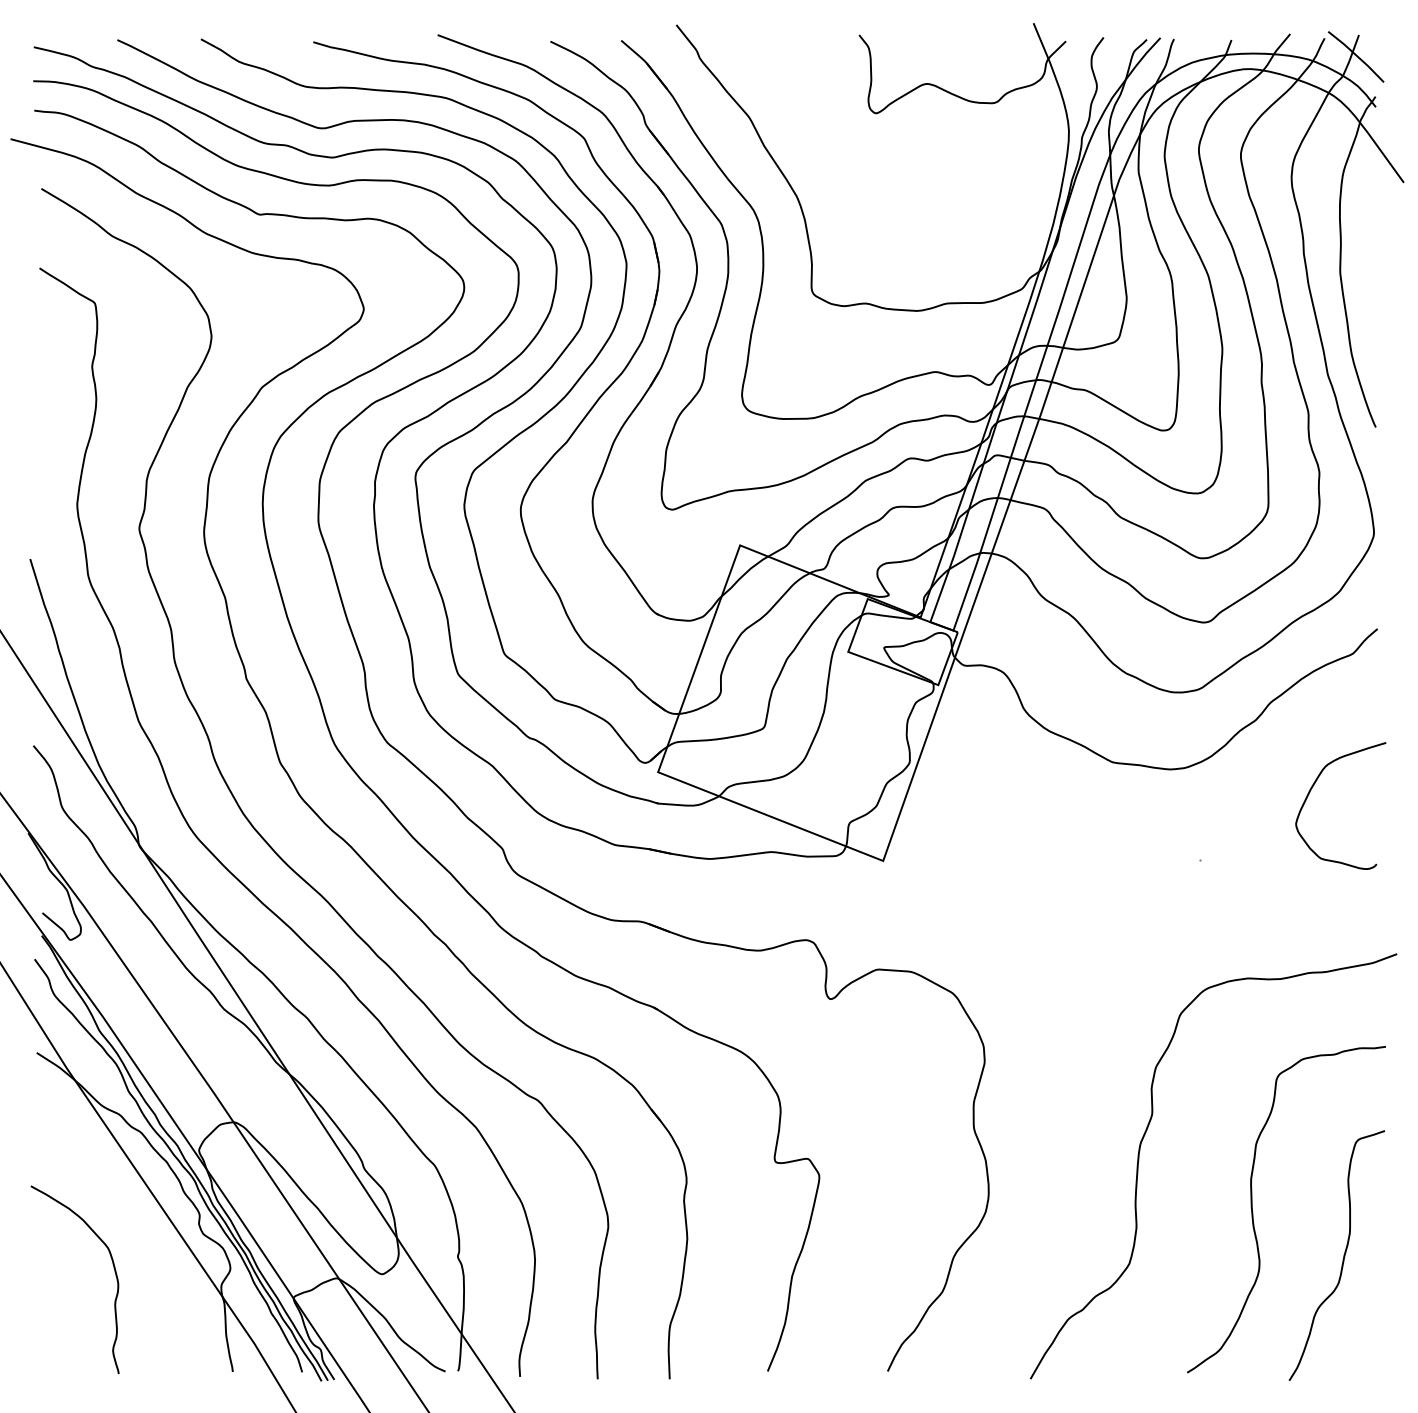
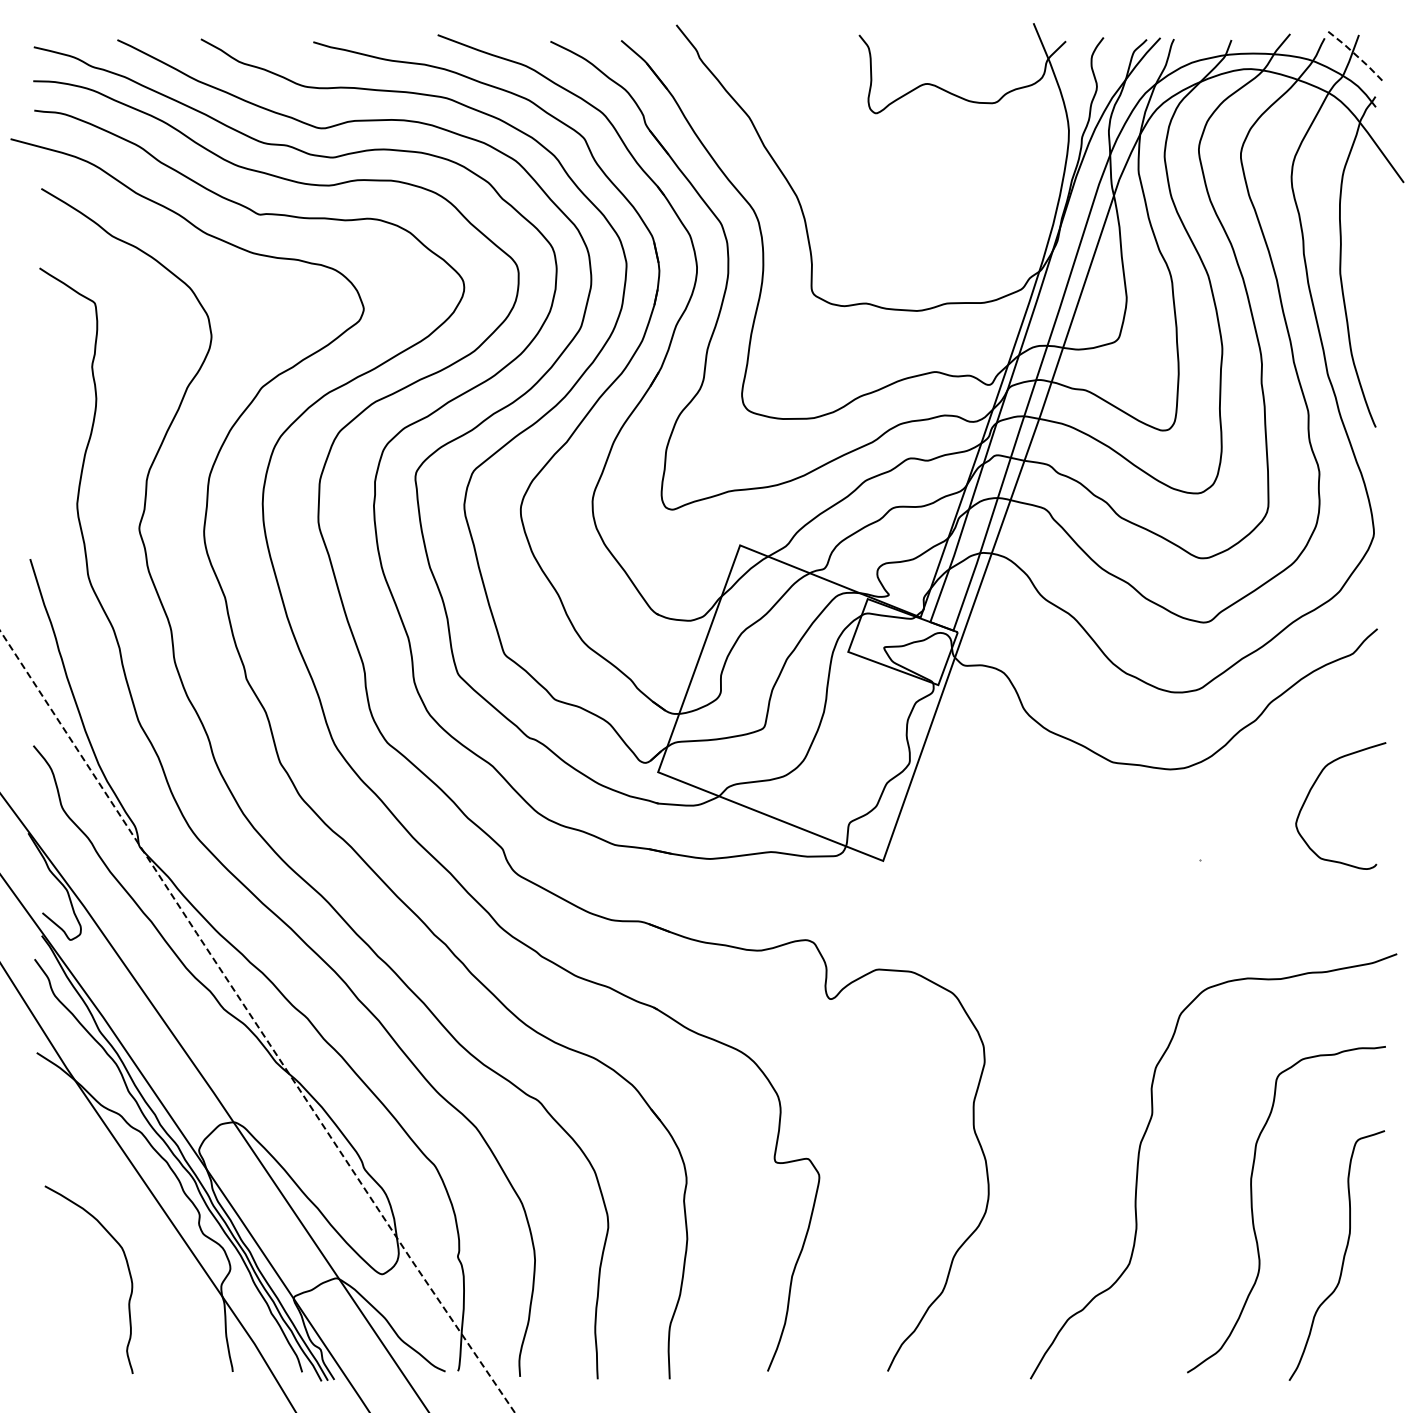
line: solid -> dashed (1357, 56)
line: solid -> dashed (255, 1022)
curve position: (113, 1268) -> (127, 1268) (127, 1268)
